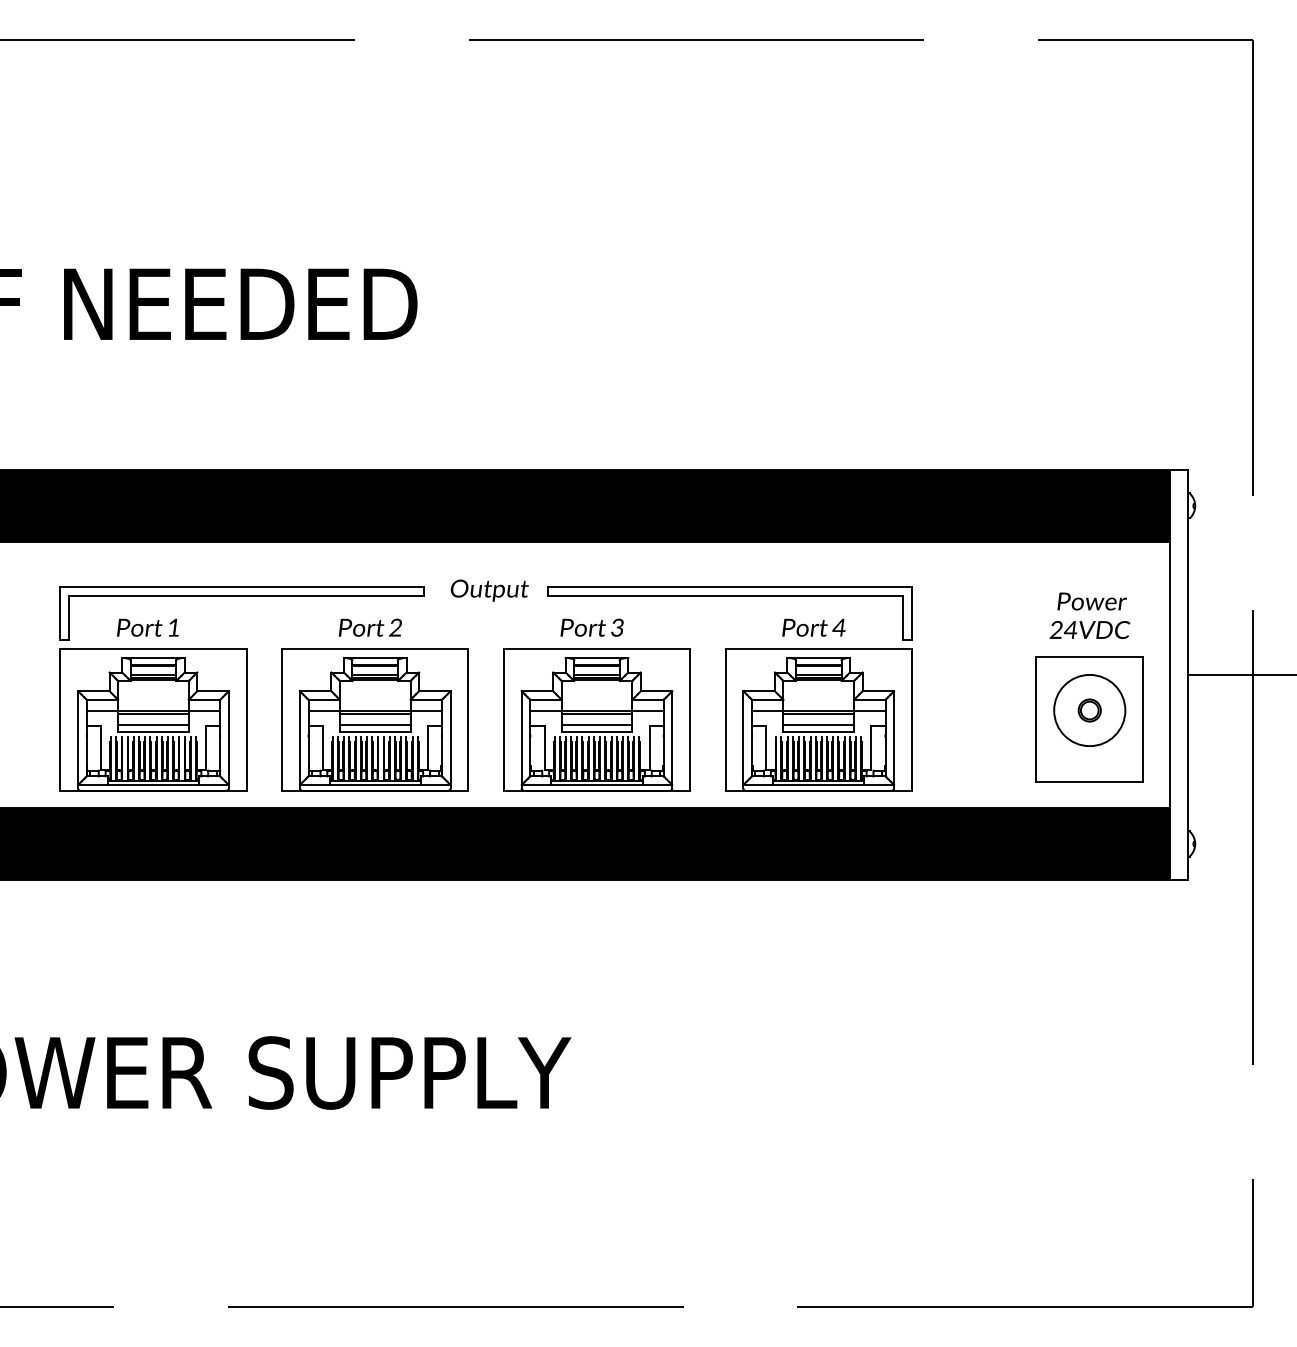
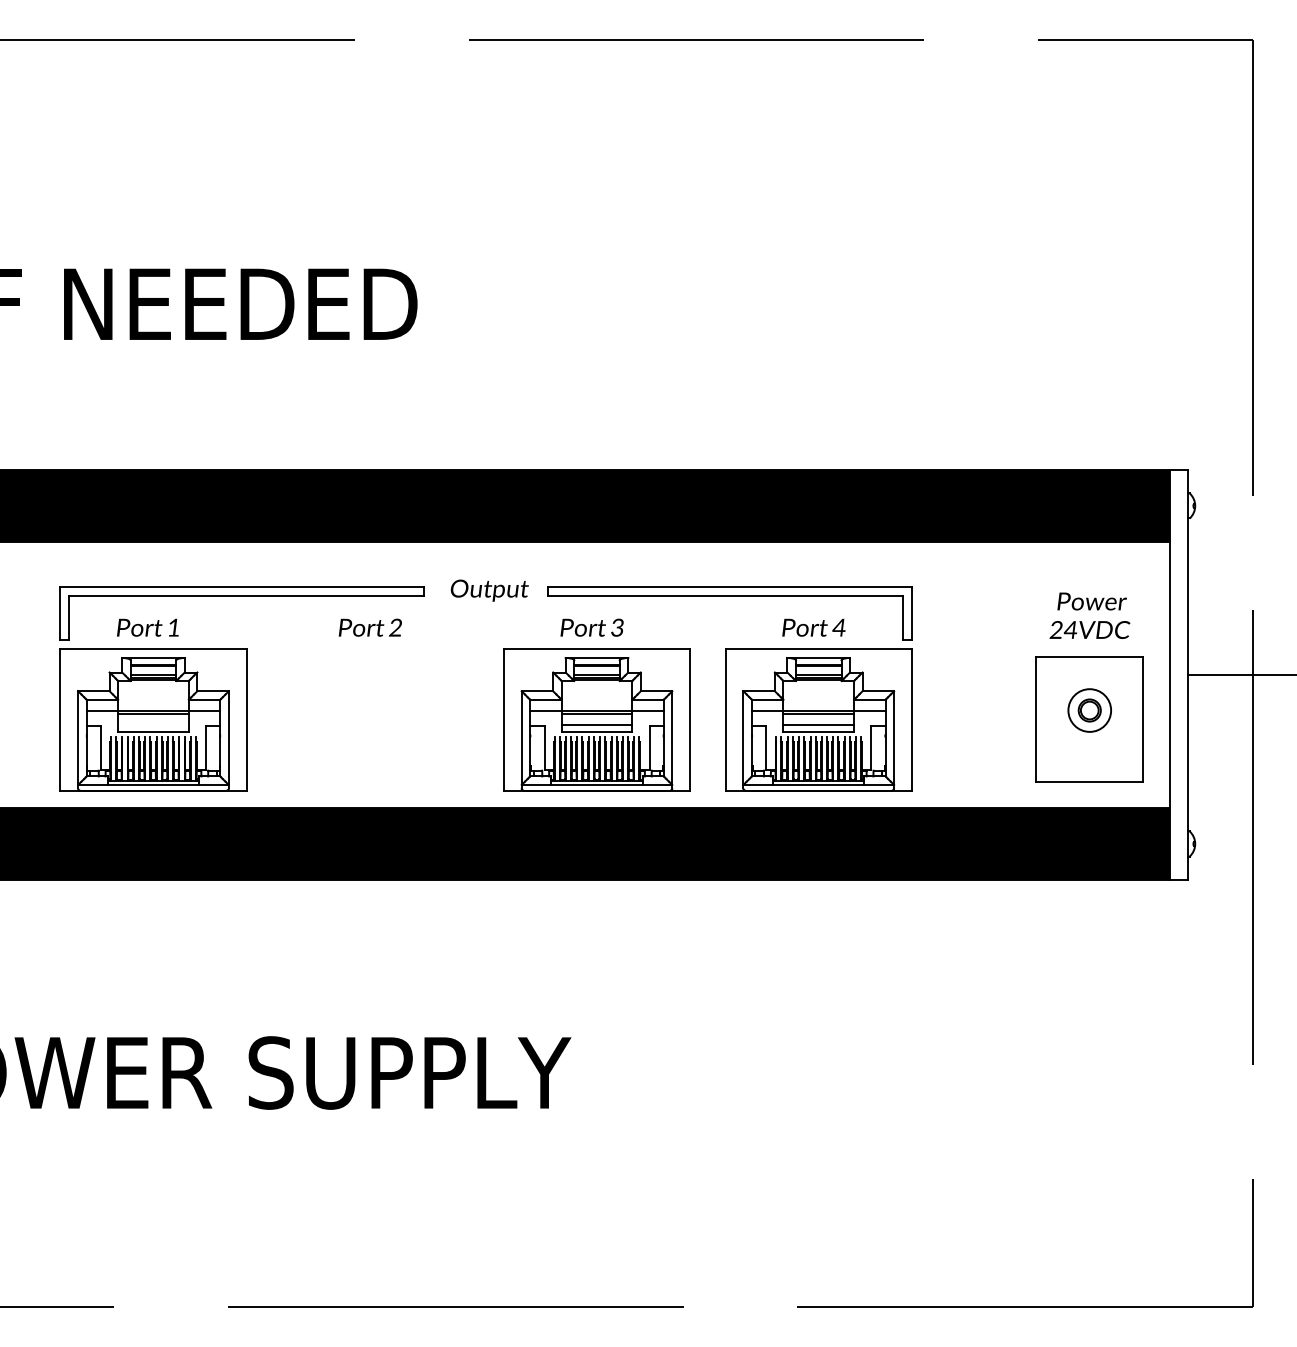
circle diameter: 71 px -> 43 px (1089, 710)
part: present -> none (374, 719)
line: present -> none (153, 724)
